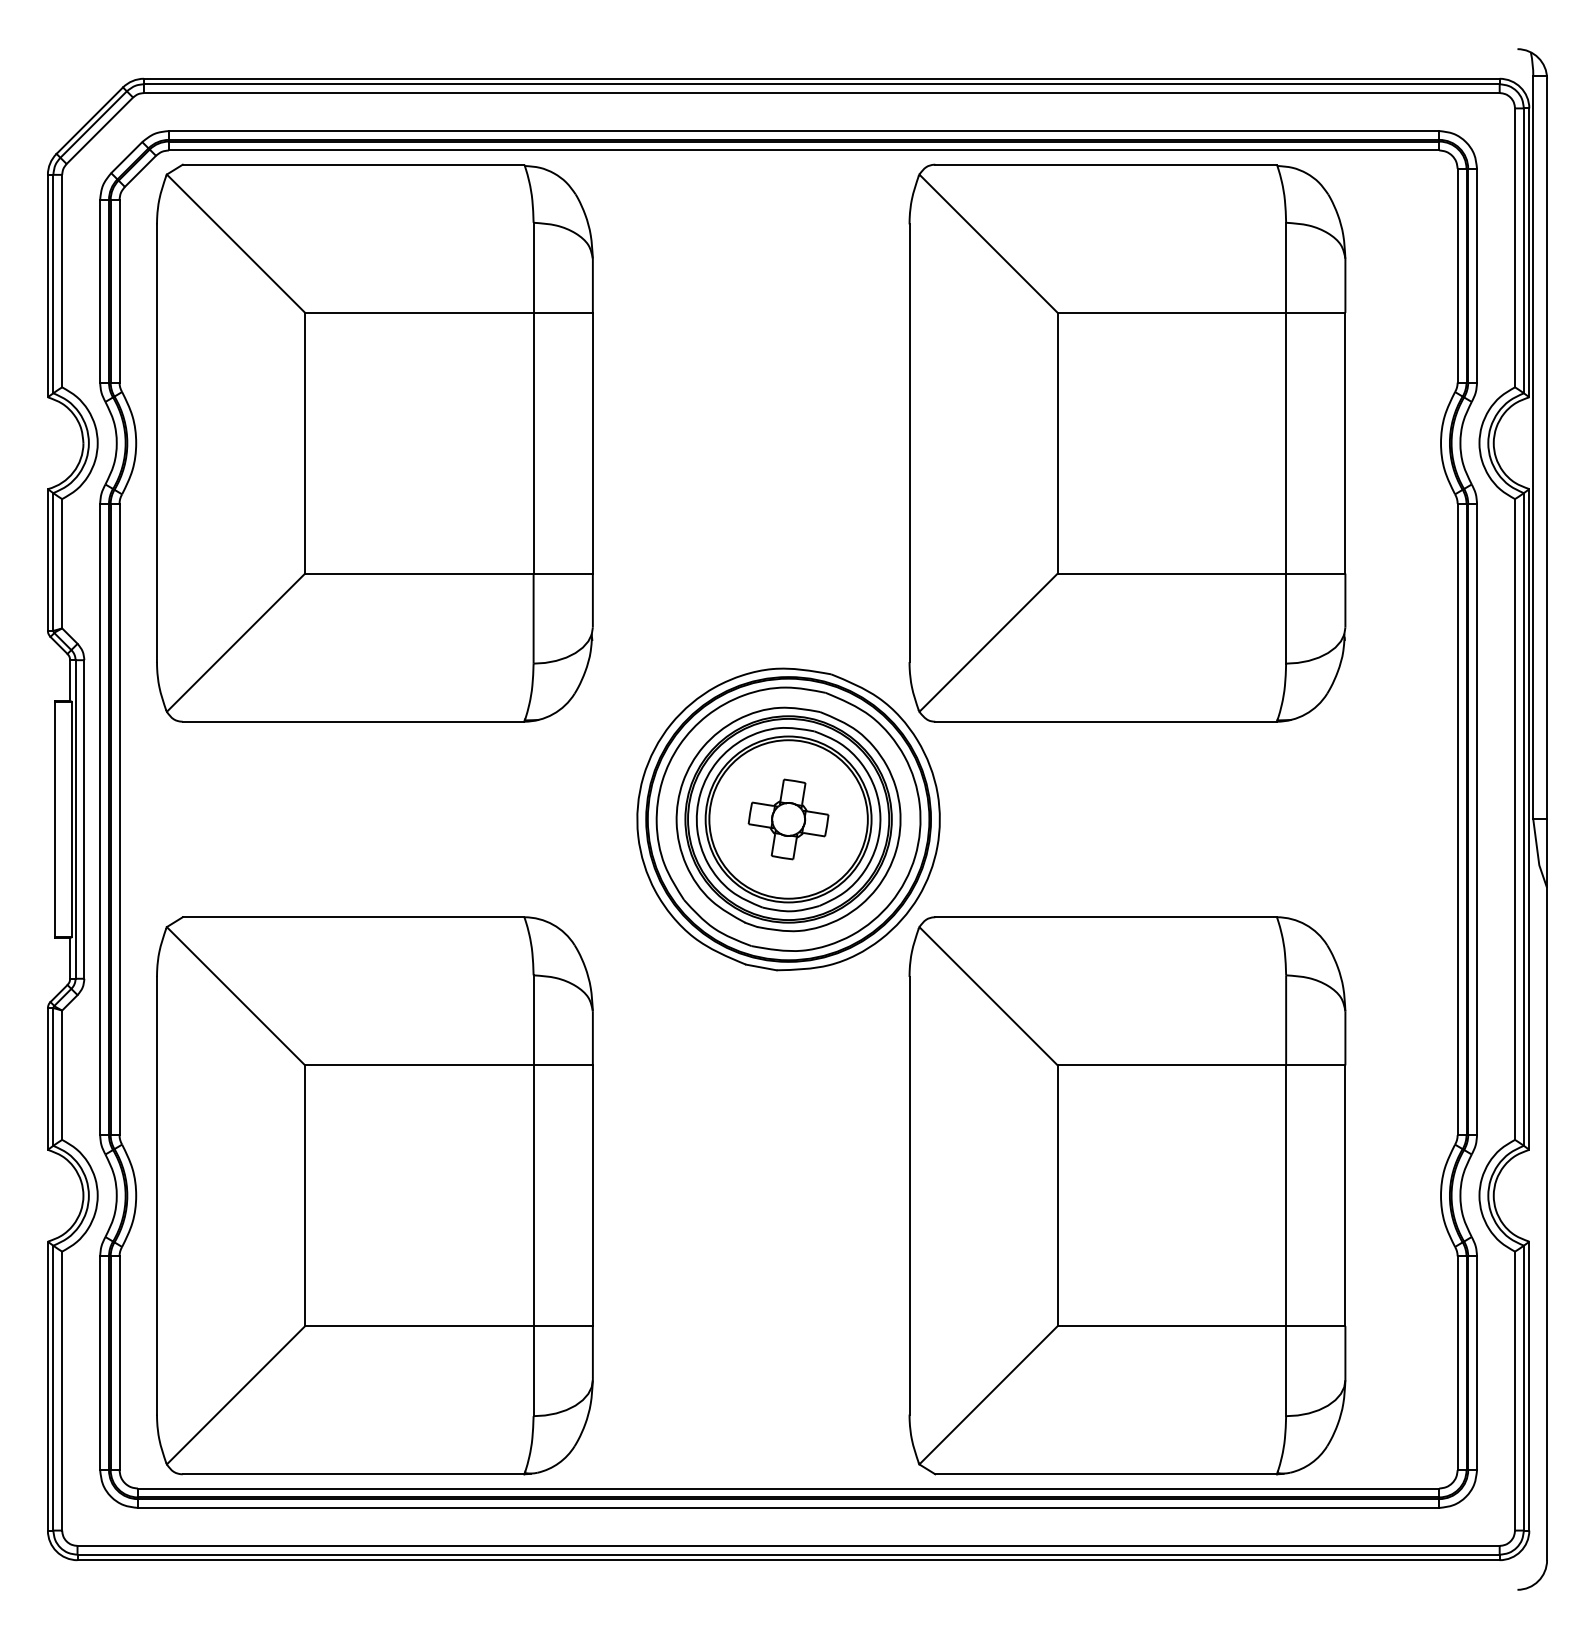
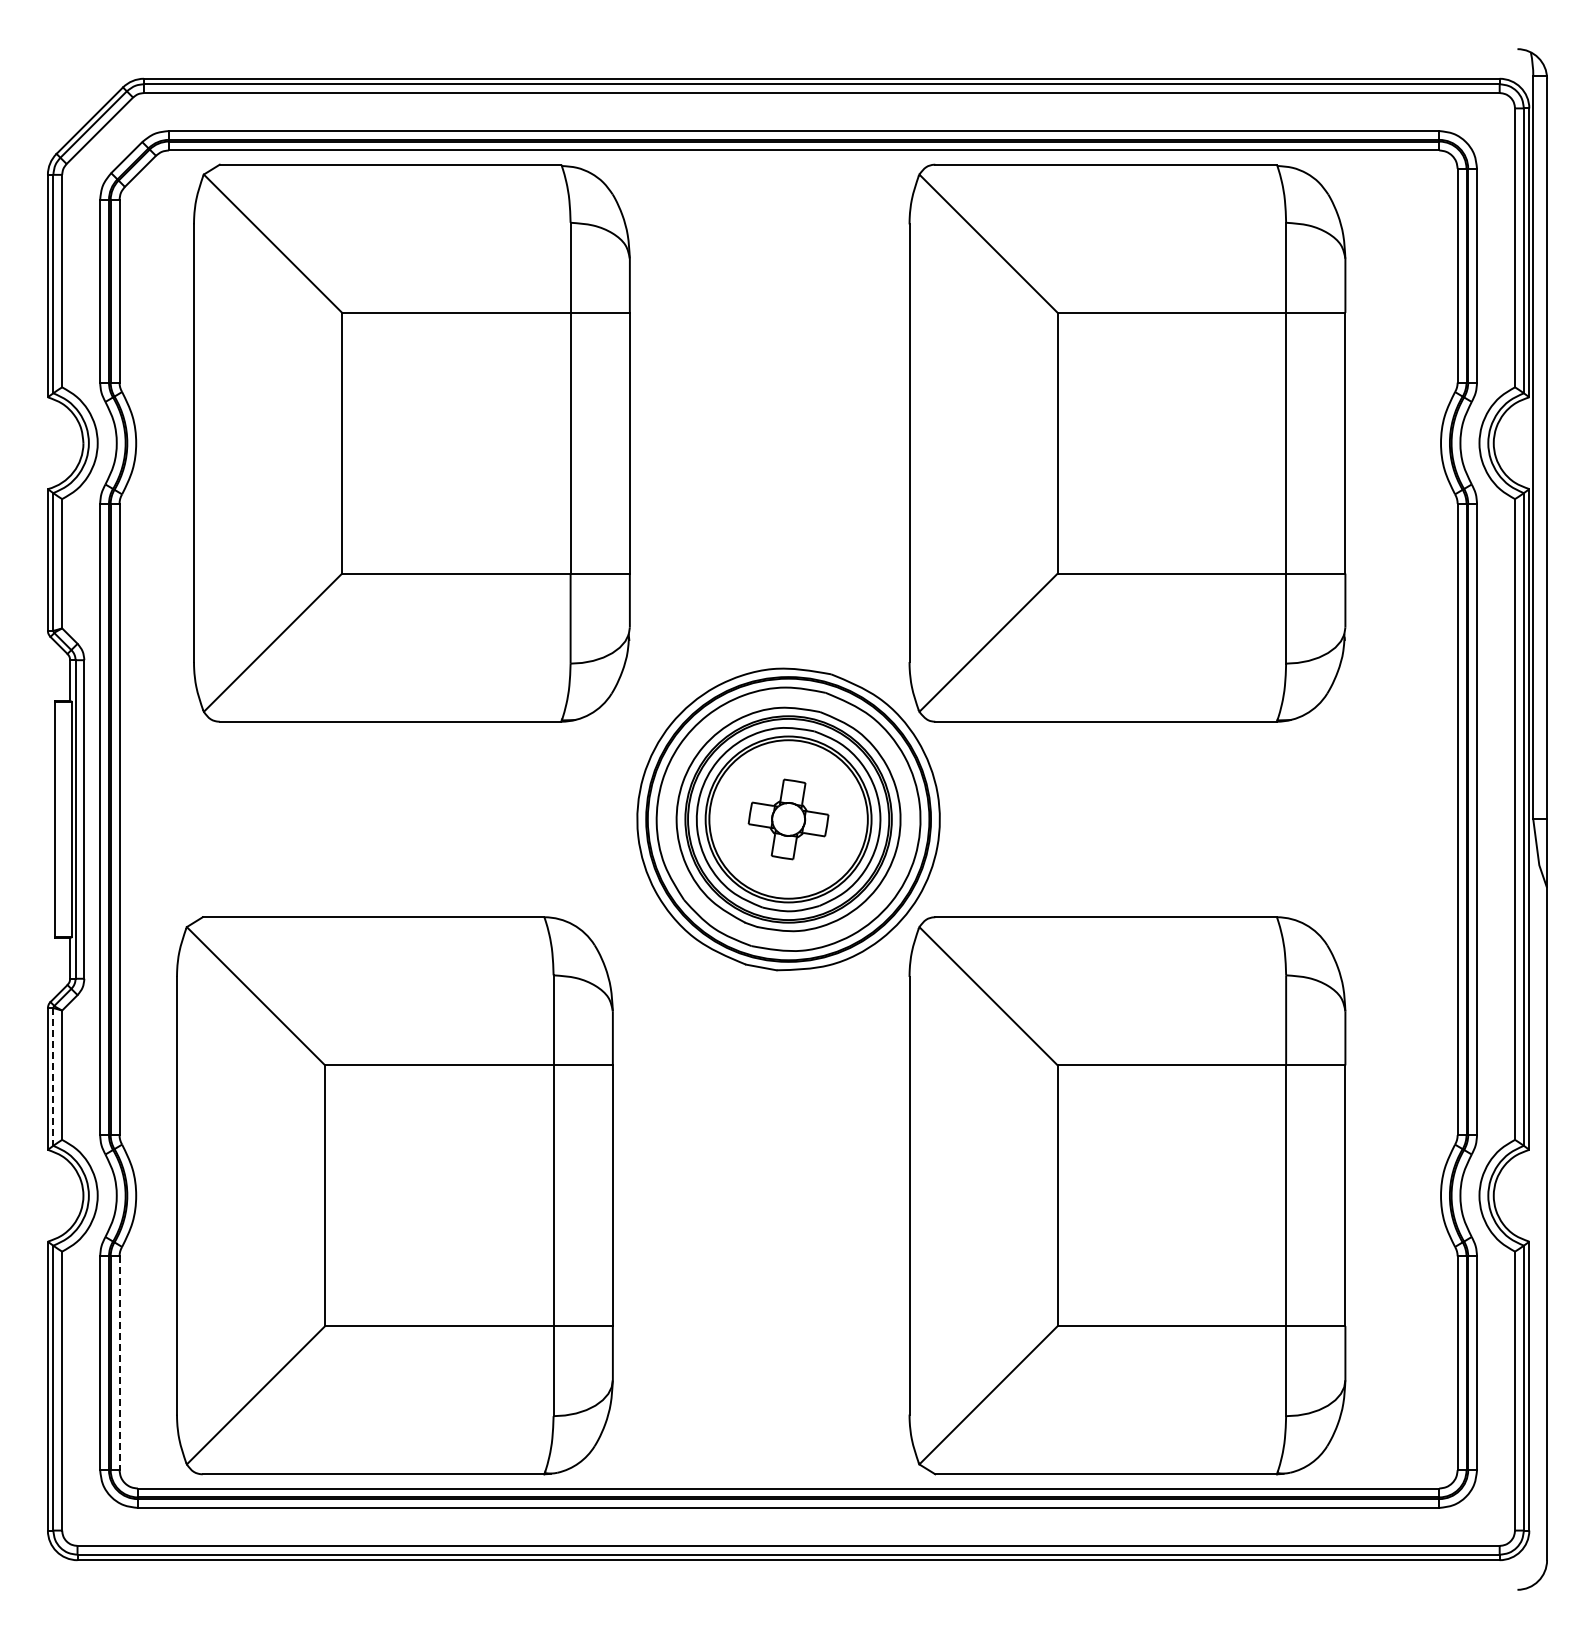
part position: (374, 442) -> (411, 442) (411, 442)
line: solid -> dashed (53, 1077)
part position: (374, 1195) -> (394, 1195) (394, 1195)
line: solid -> dashed (119, 1363)
